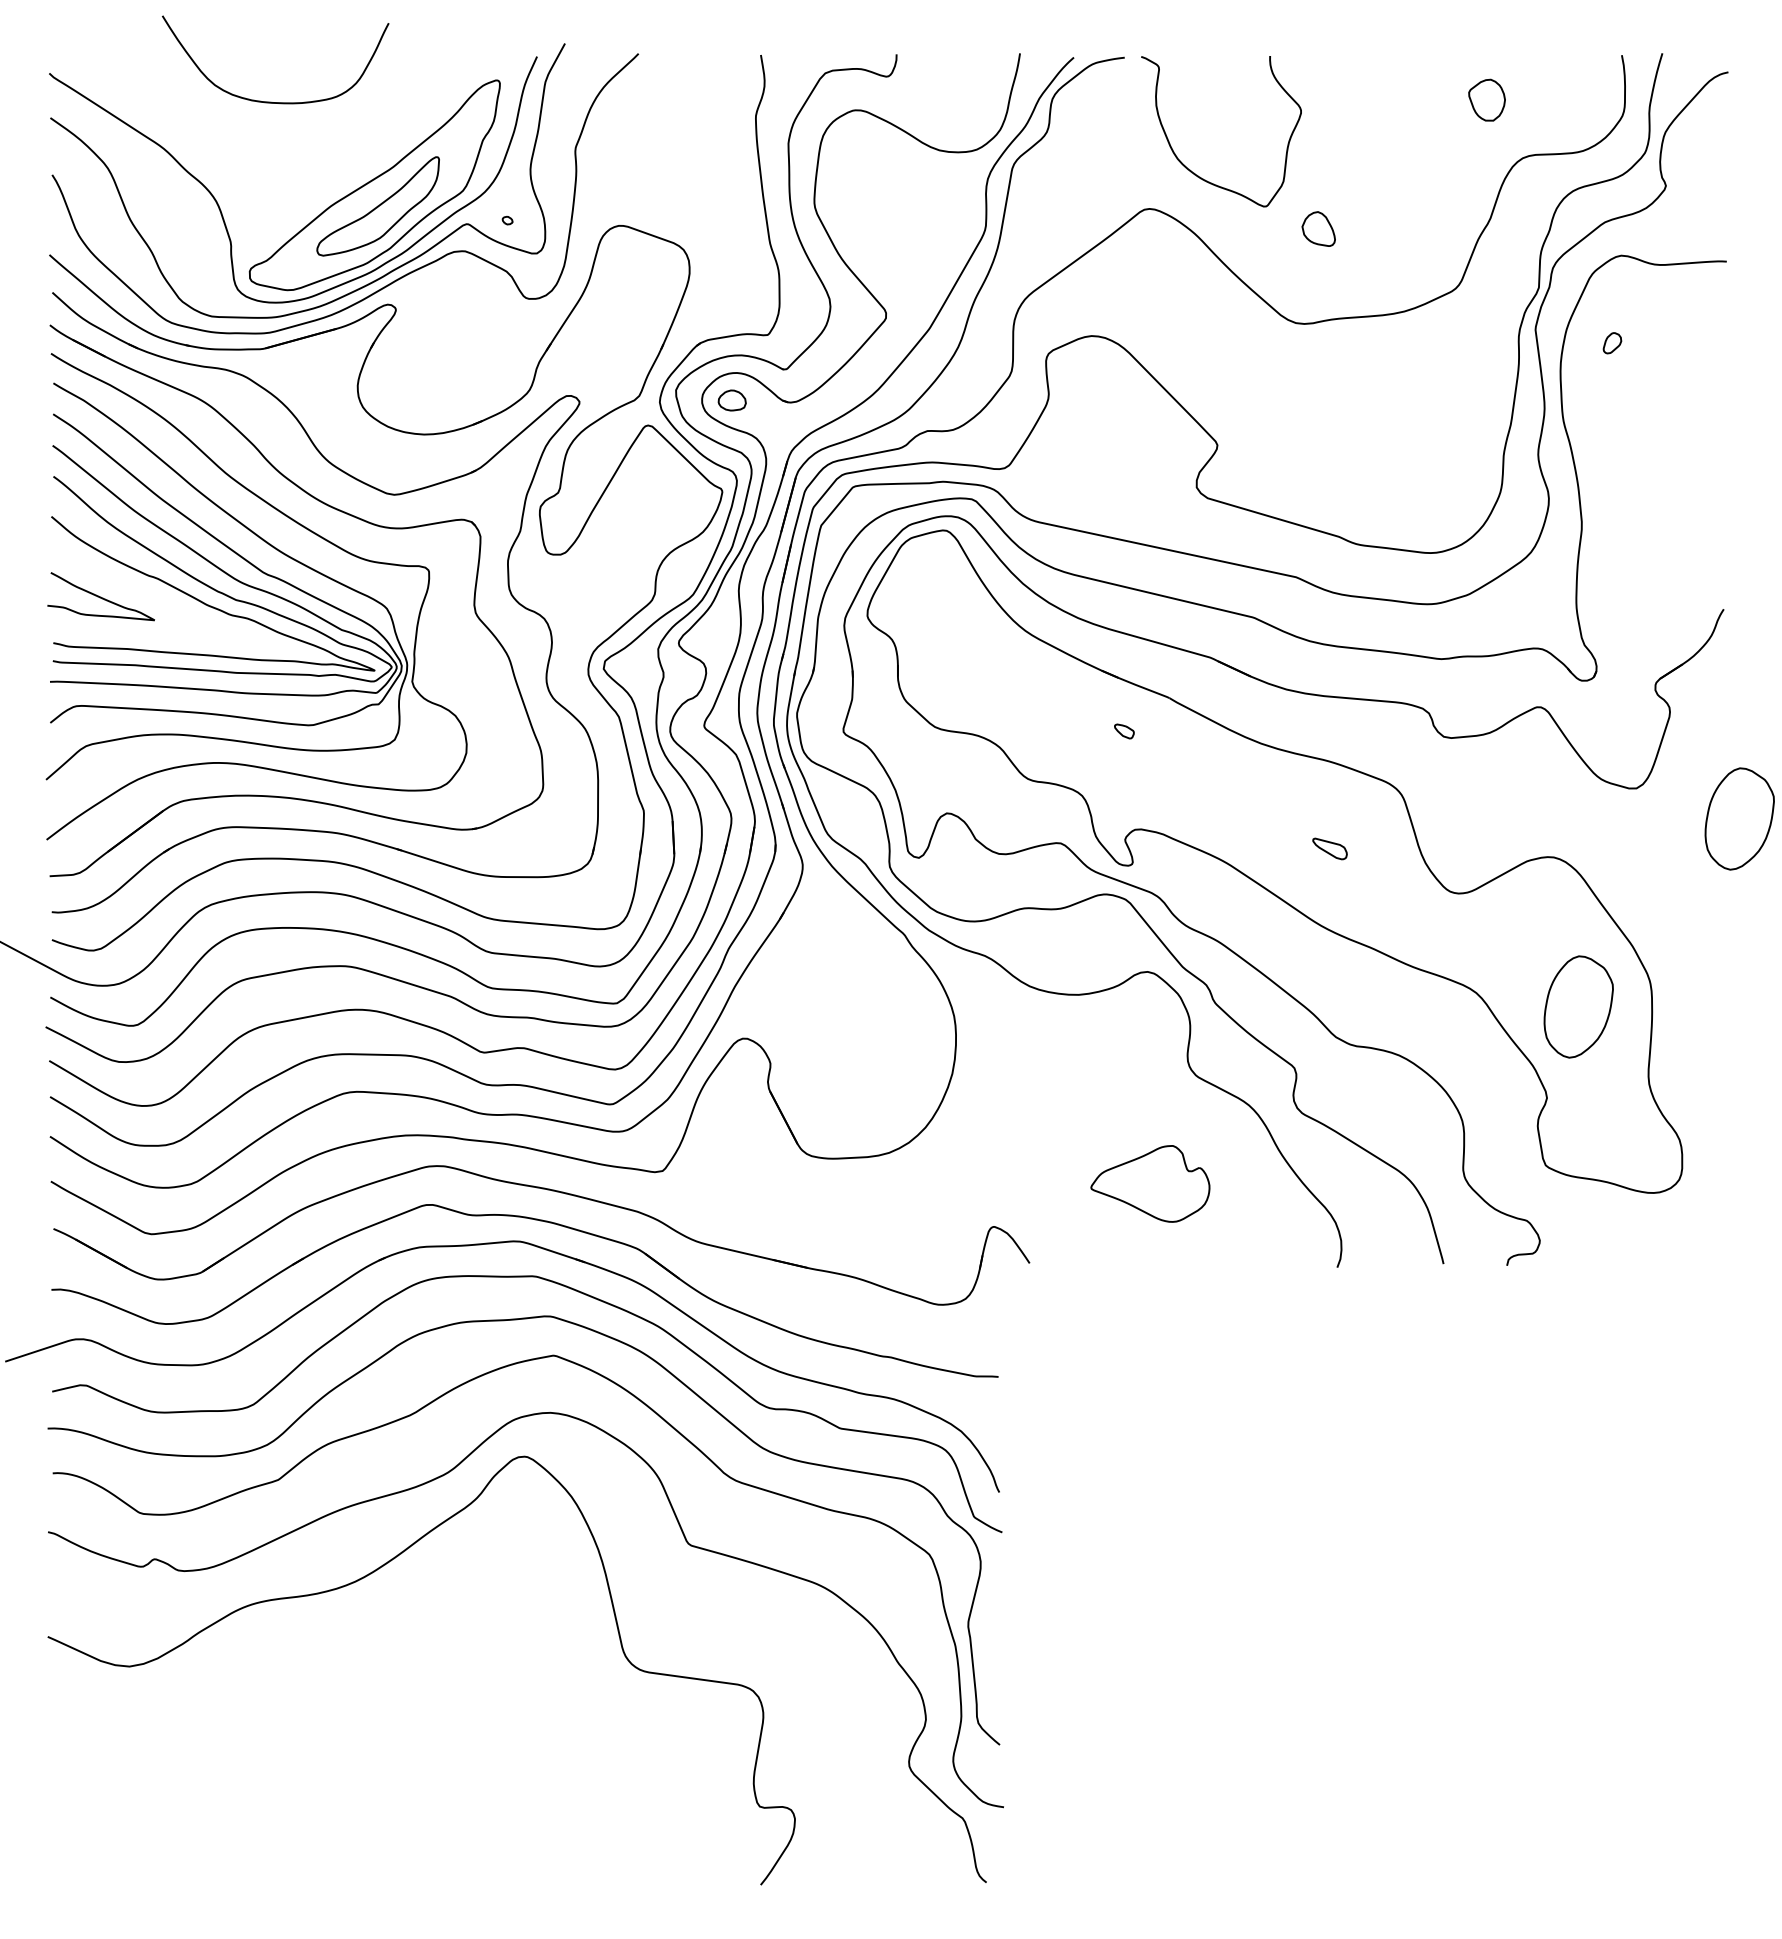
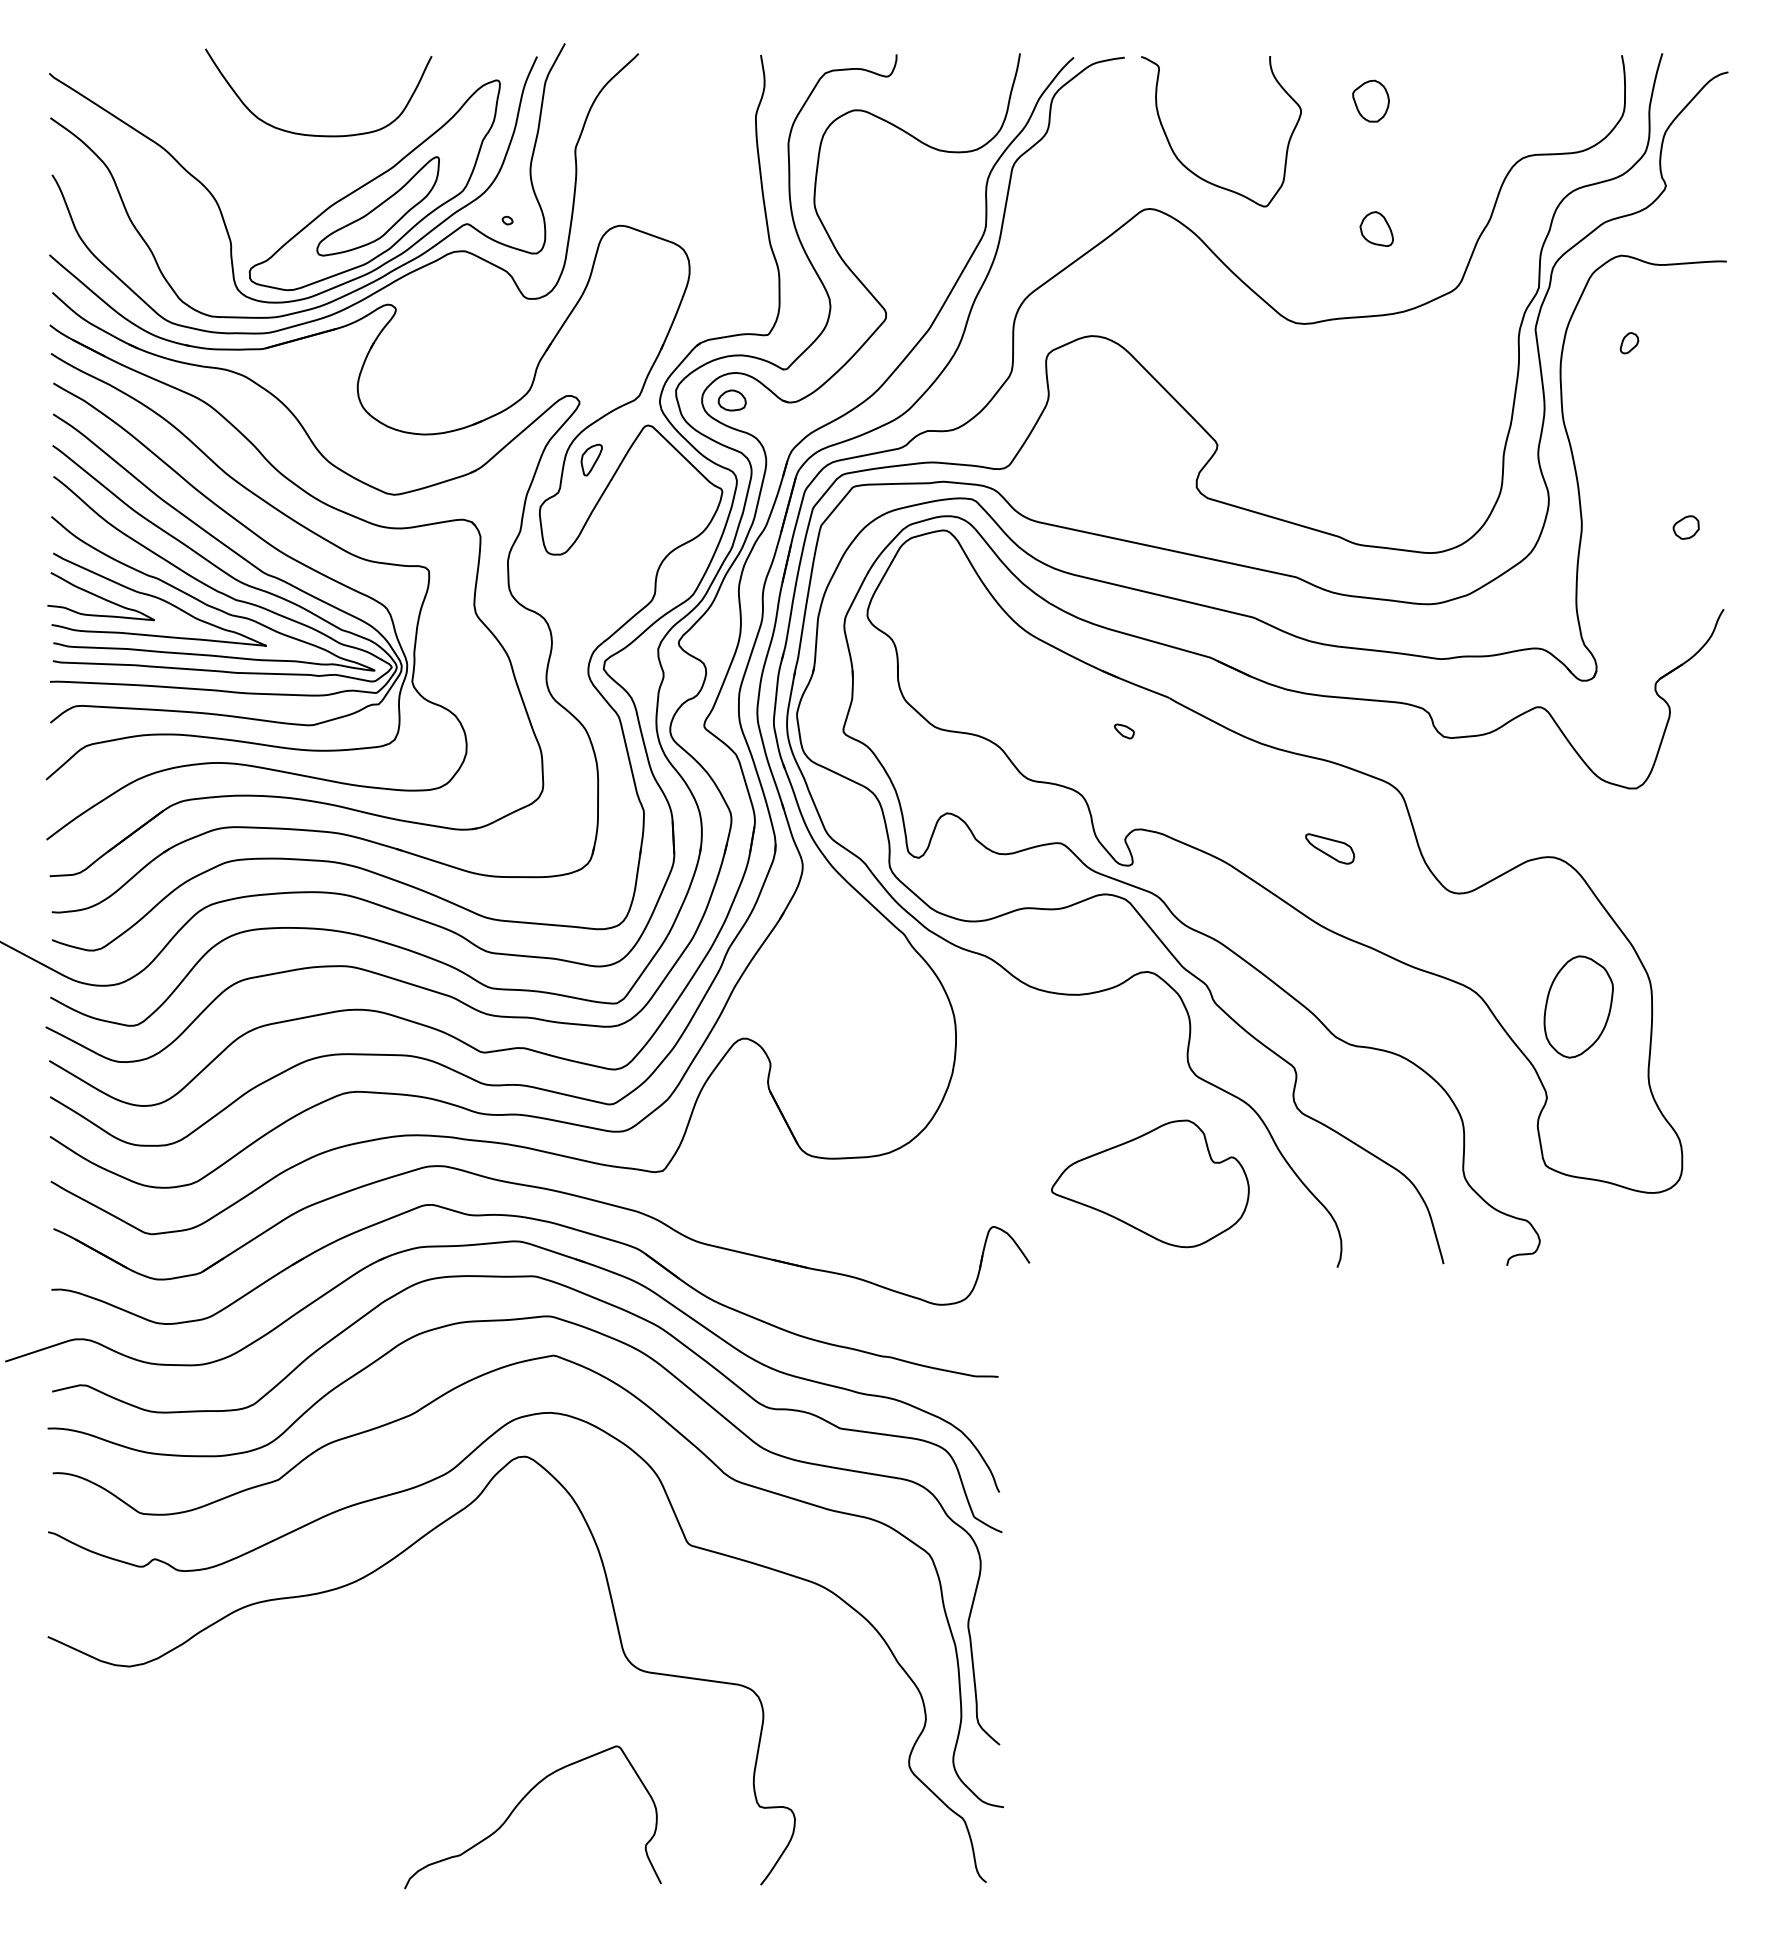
part position: (1486, 99) -> (1370, 100) (1370, 100)
curve position: (271, 101) -> (314, 134) (314, 134)
part position: (1318, 228) -> (1376, 228) (1376, 228)
part position: (1612, 343) -> (1629, 343) (1629, 343)
part: none -> present (591, 459)
part: none -> present (1685, 527)
curve: none -> present (158, 599)
part: present -> none (1739, 818)
part size: 36x24 px -> 50x32 px (1329, 848)
part size: 121x78 px -> 199x130 px (1150, 1183)
curve: none -> present (516, 1808)
